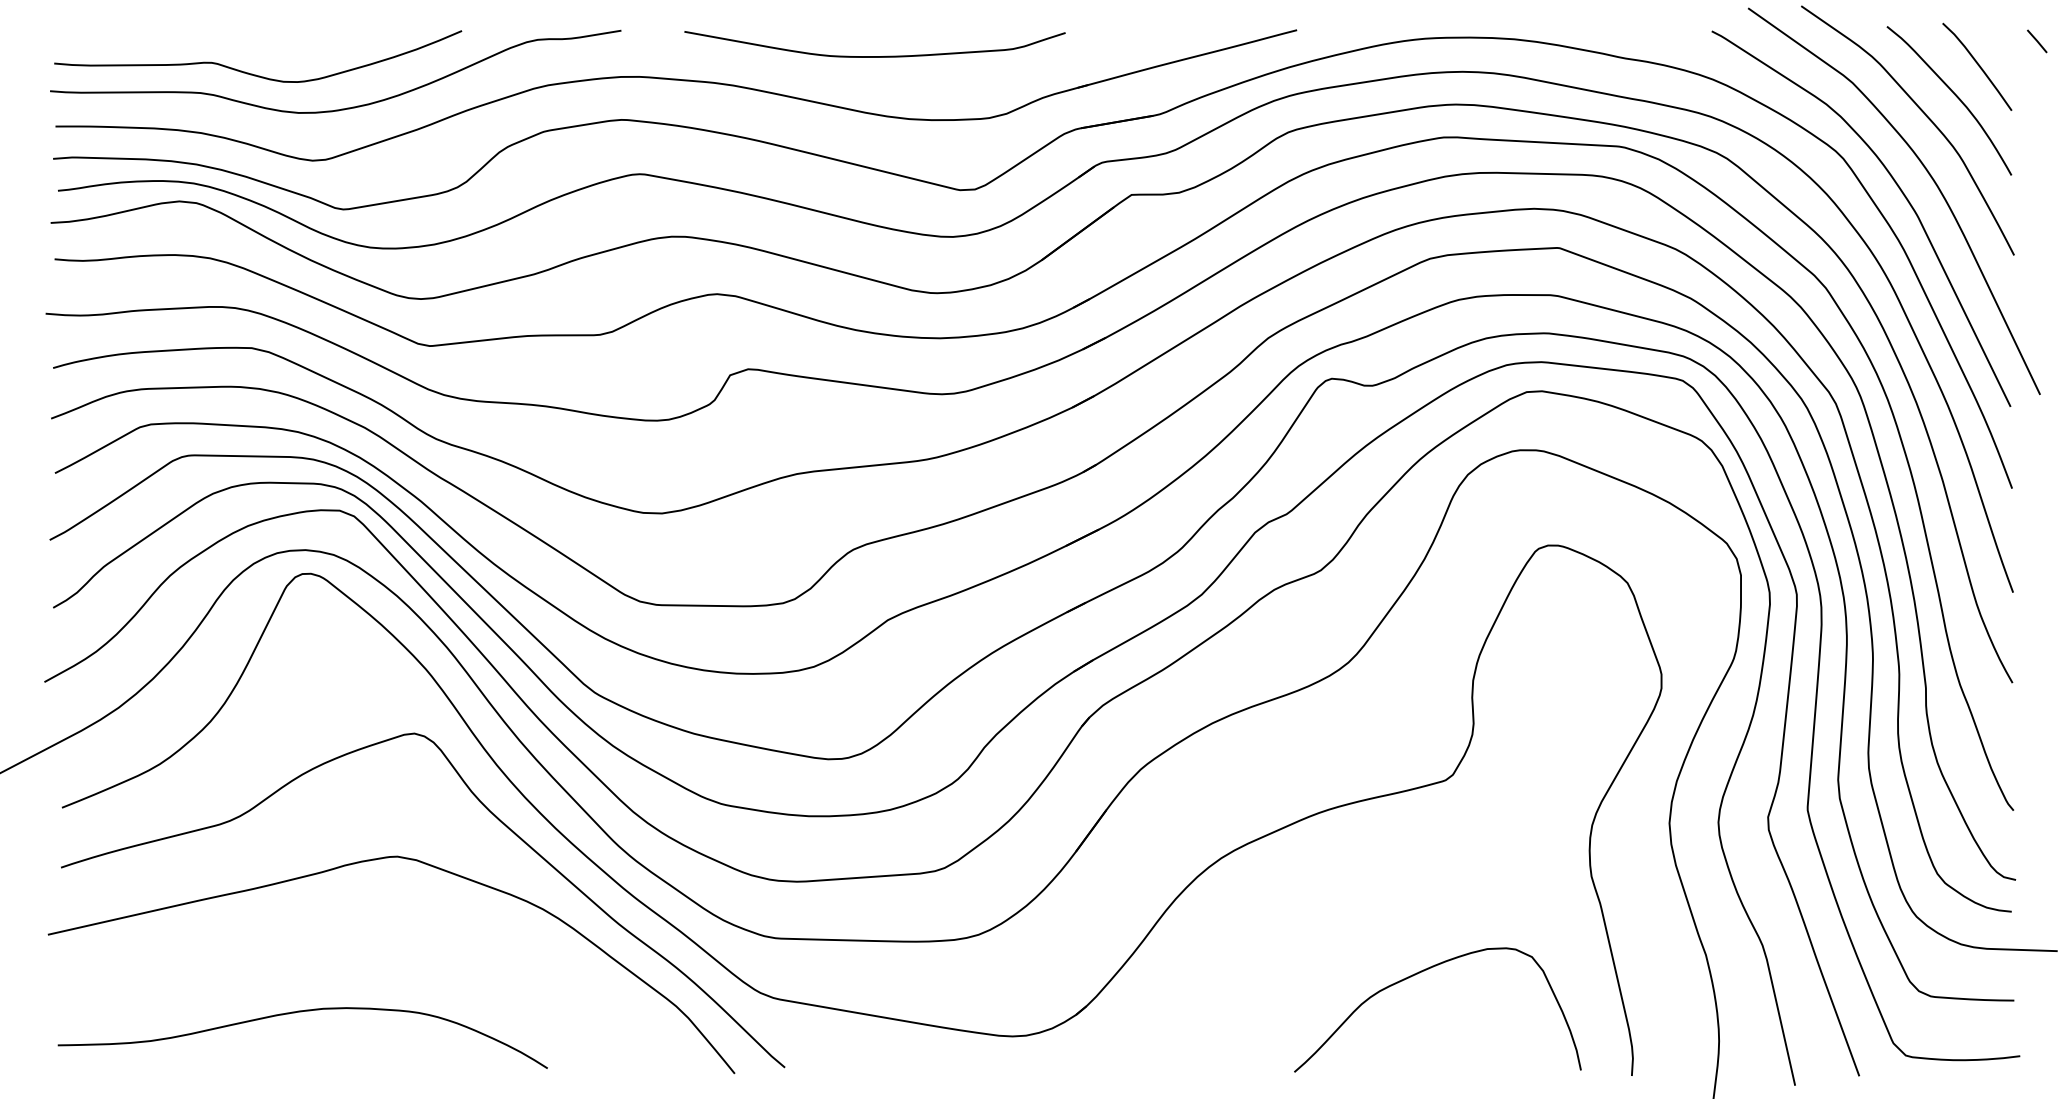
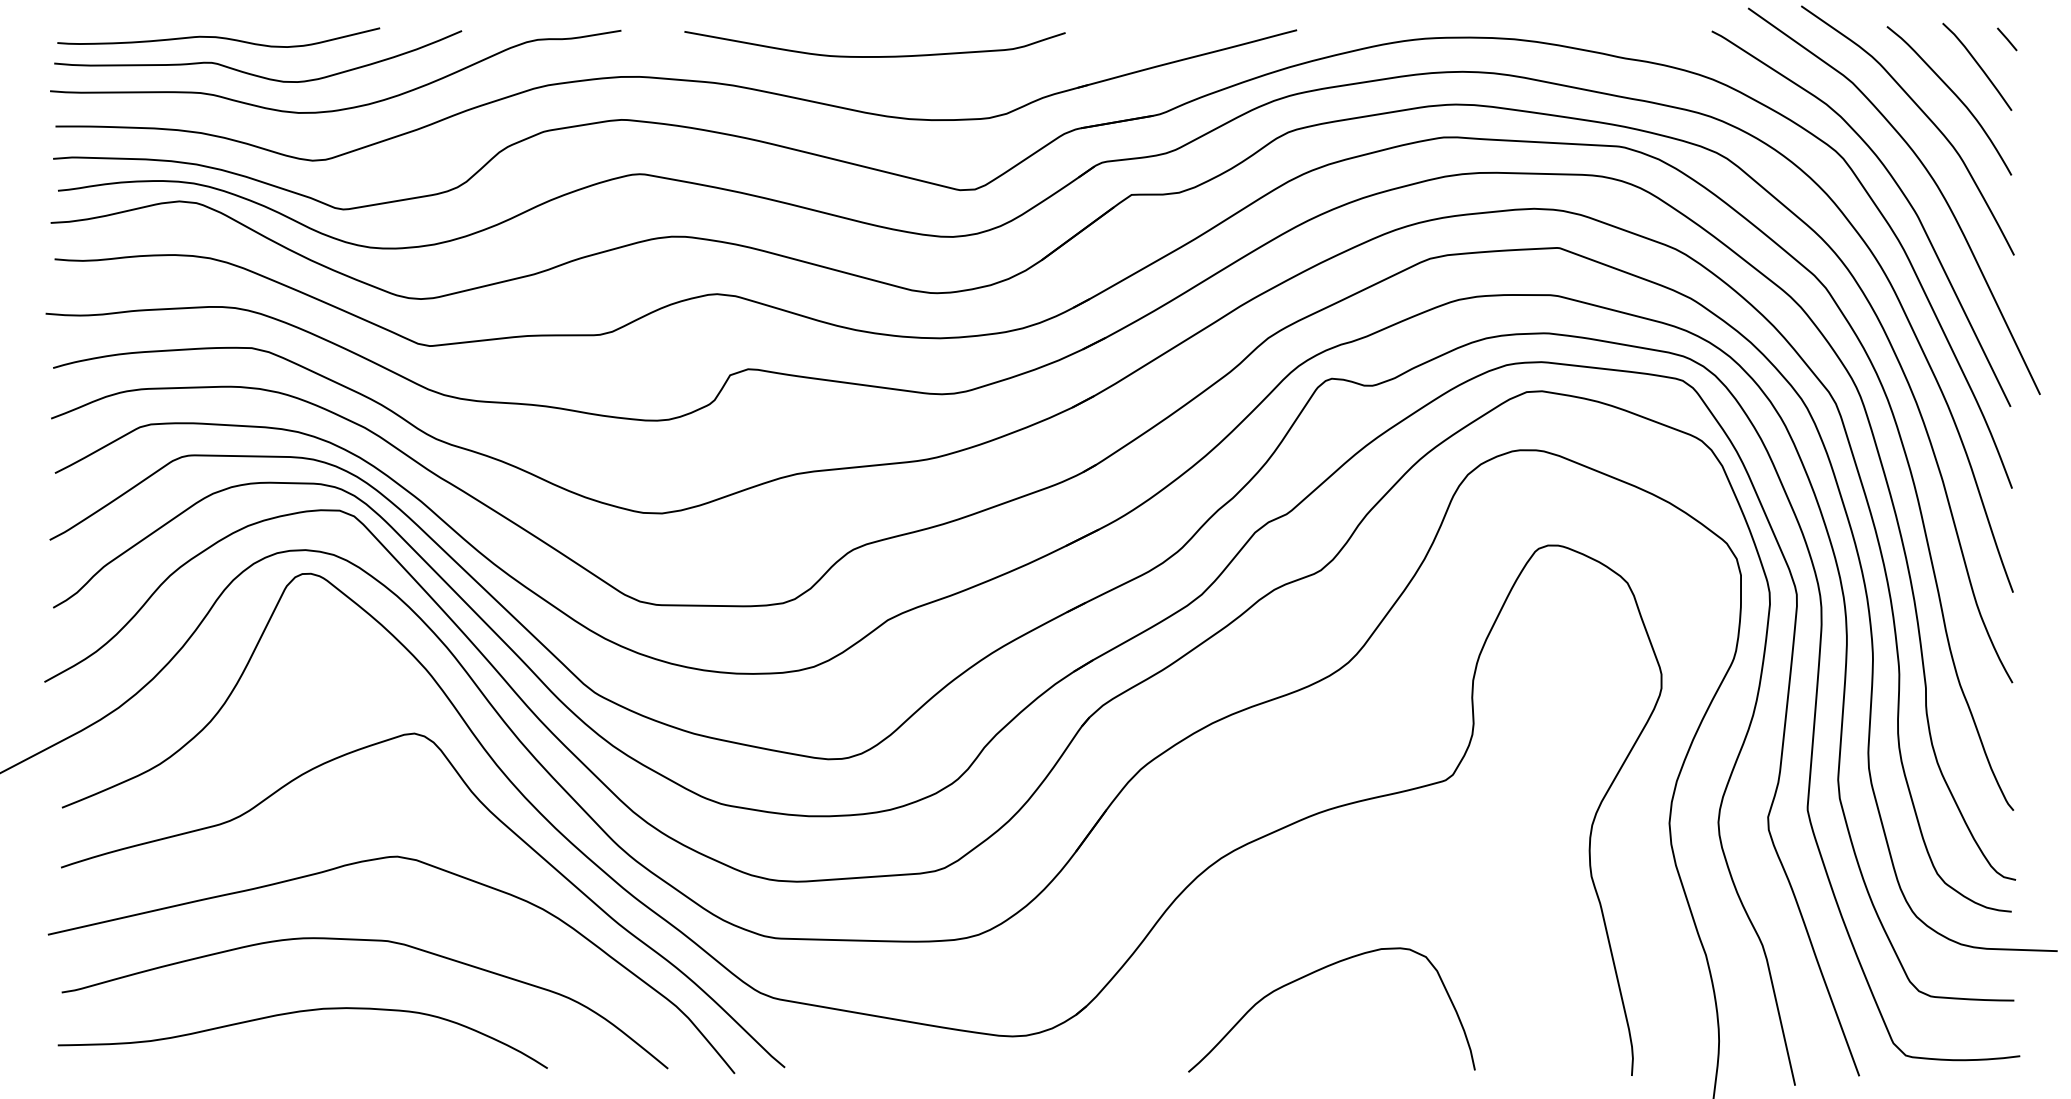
curve: none -> present (218, 37)
line position: (2037, 41) -> (2007, 39) (2007, 39)
curve: none -> present (369, 941)
curve position: (1422, 972) -> (1316, 972) (1316, 972)
